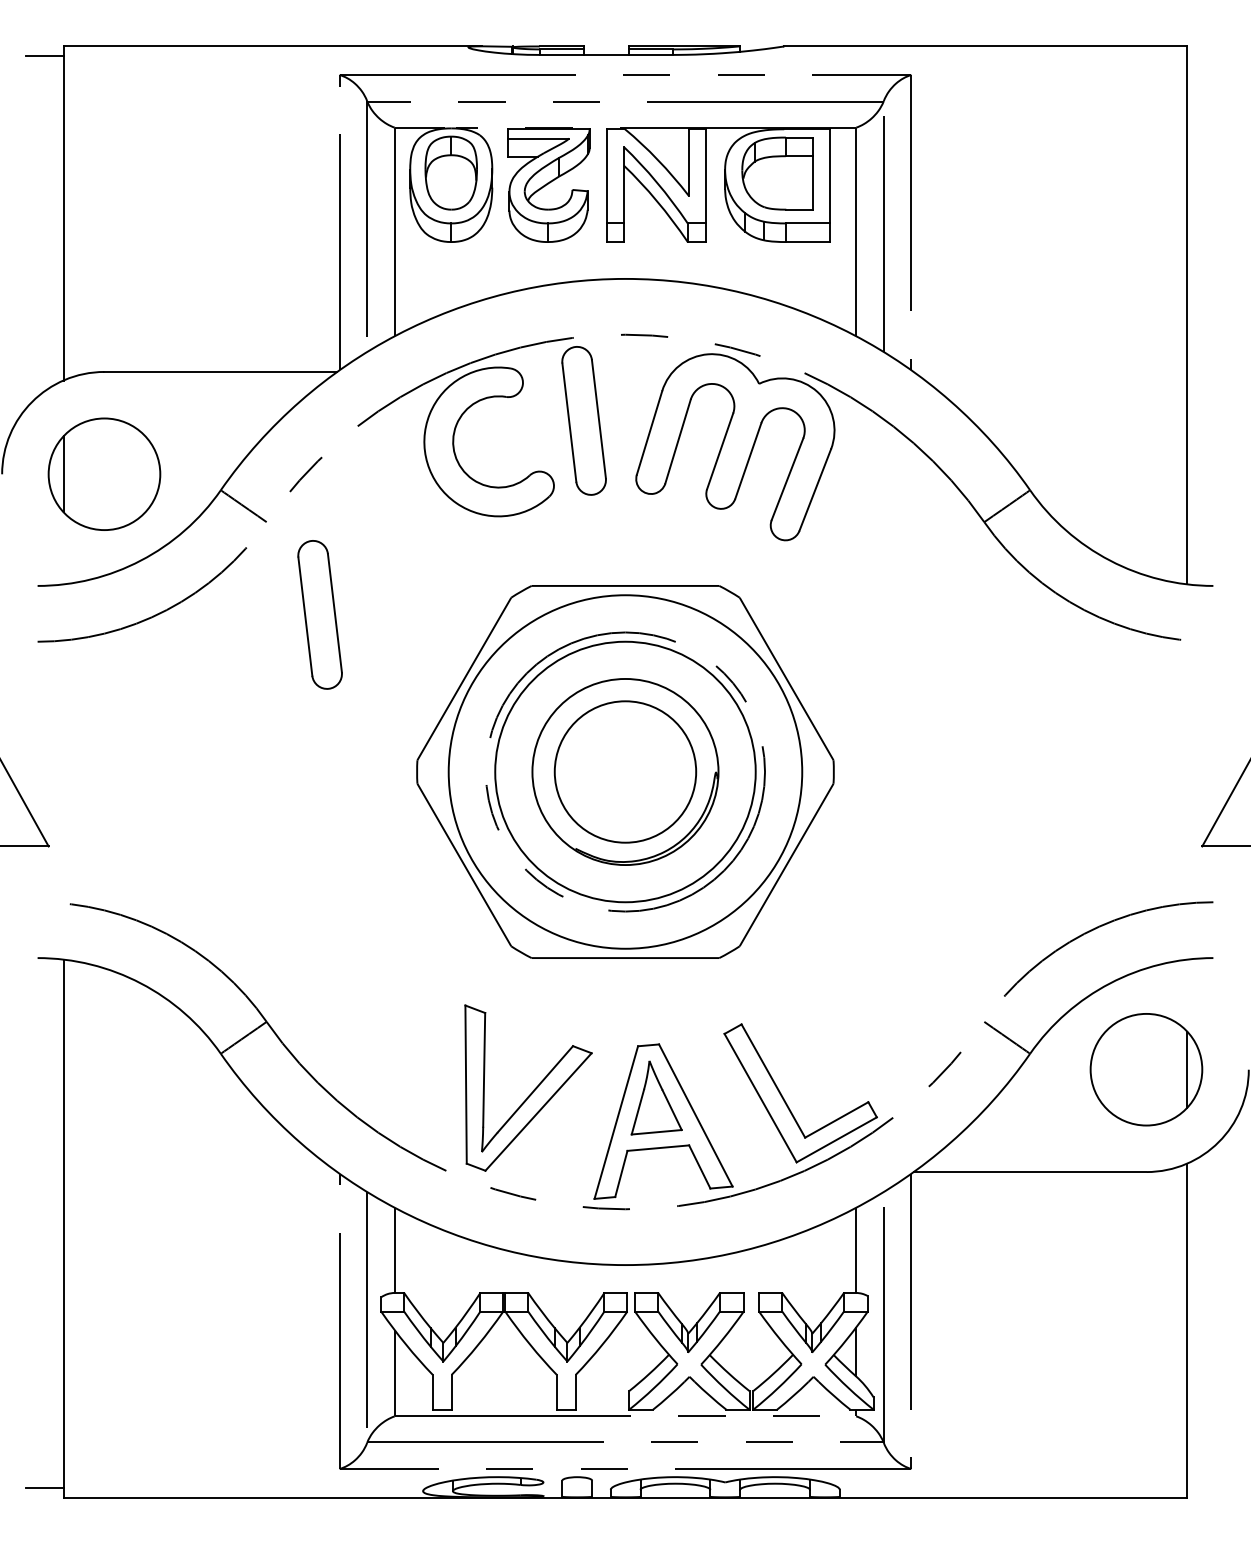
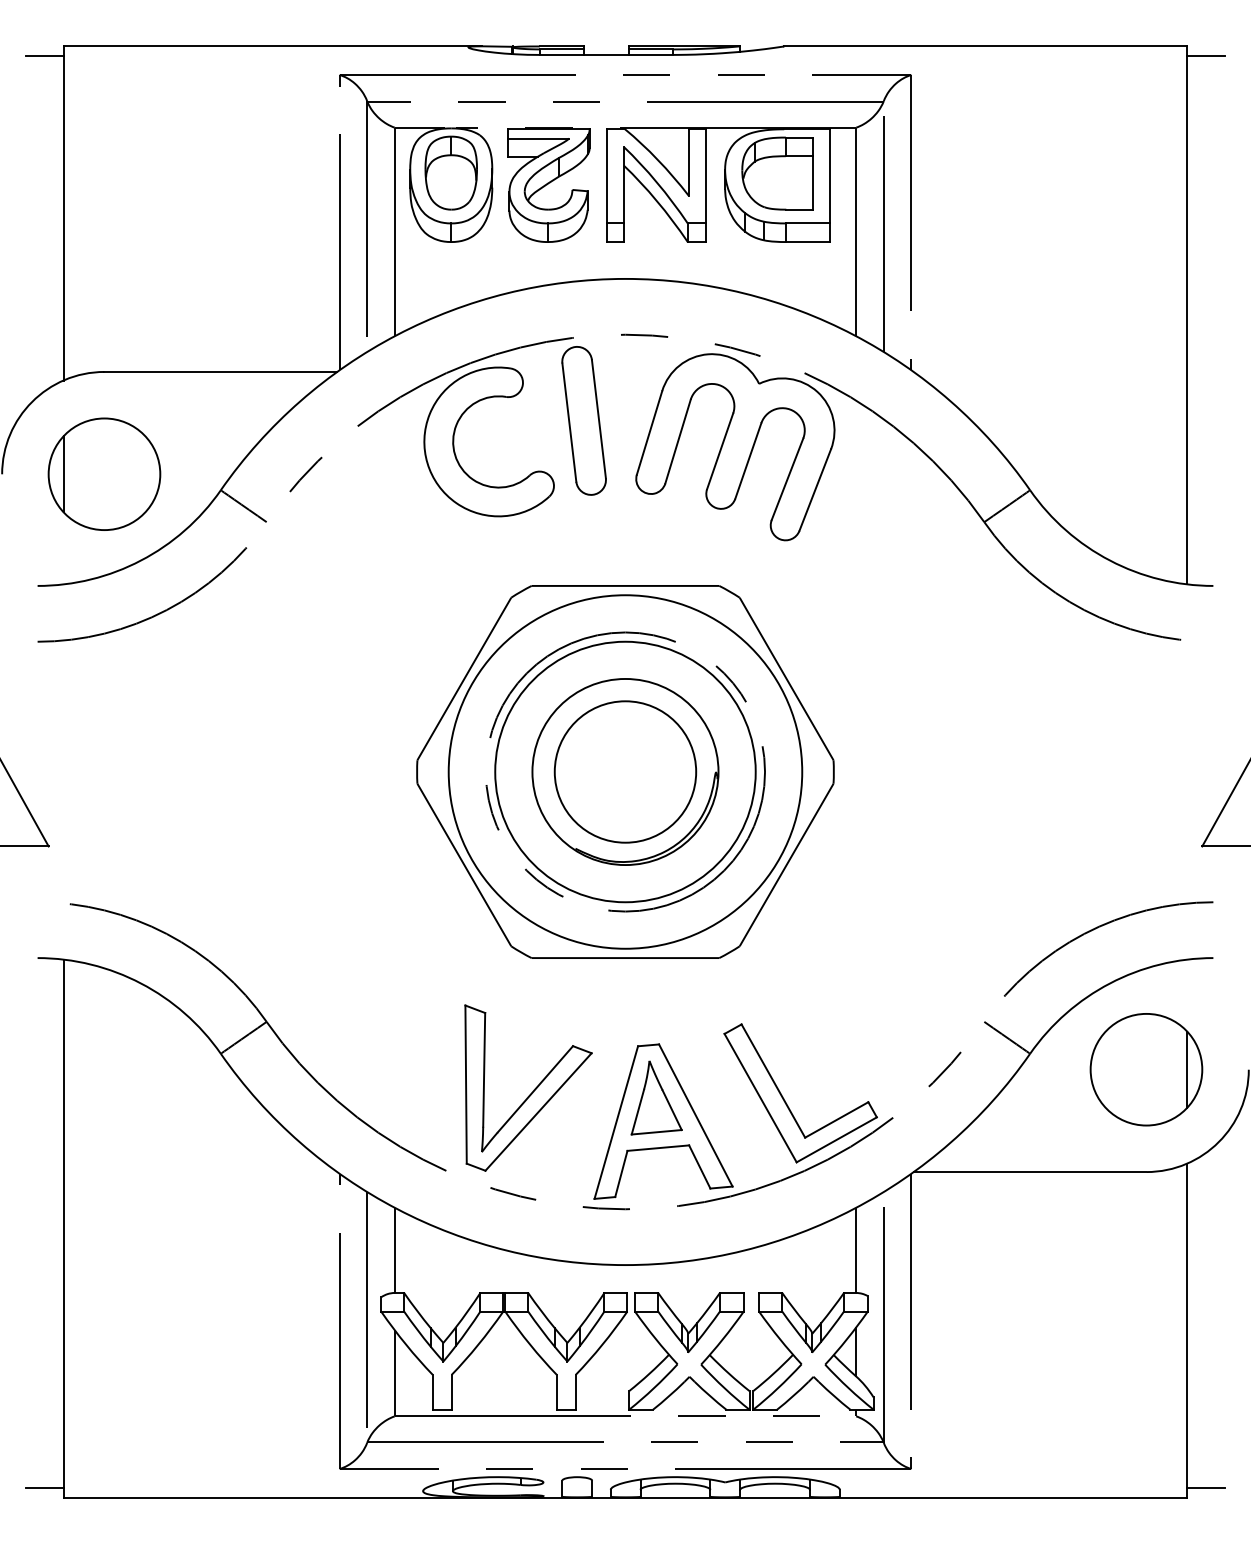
line: none -> present (1205, 55)
part: present -> none (319, 614)
line: none -> present (1205, 1488)
